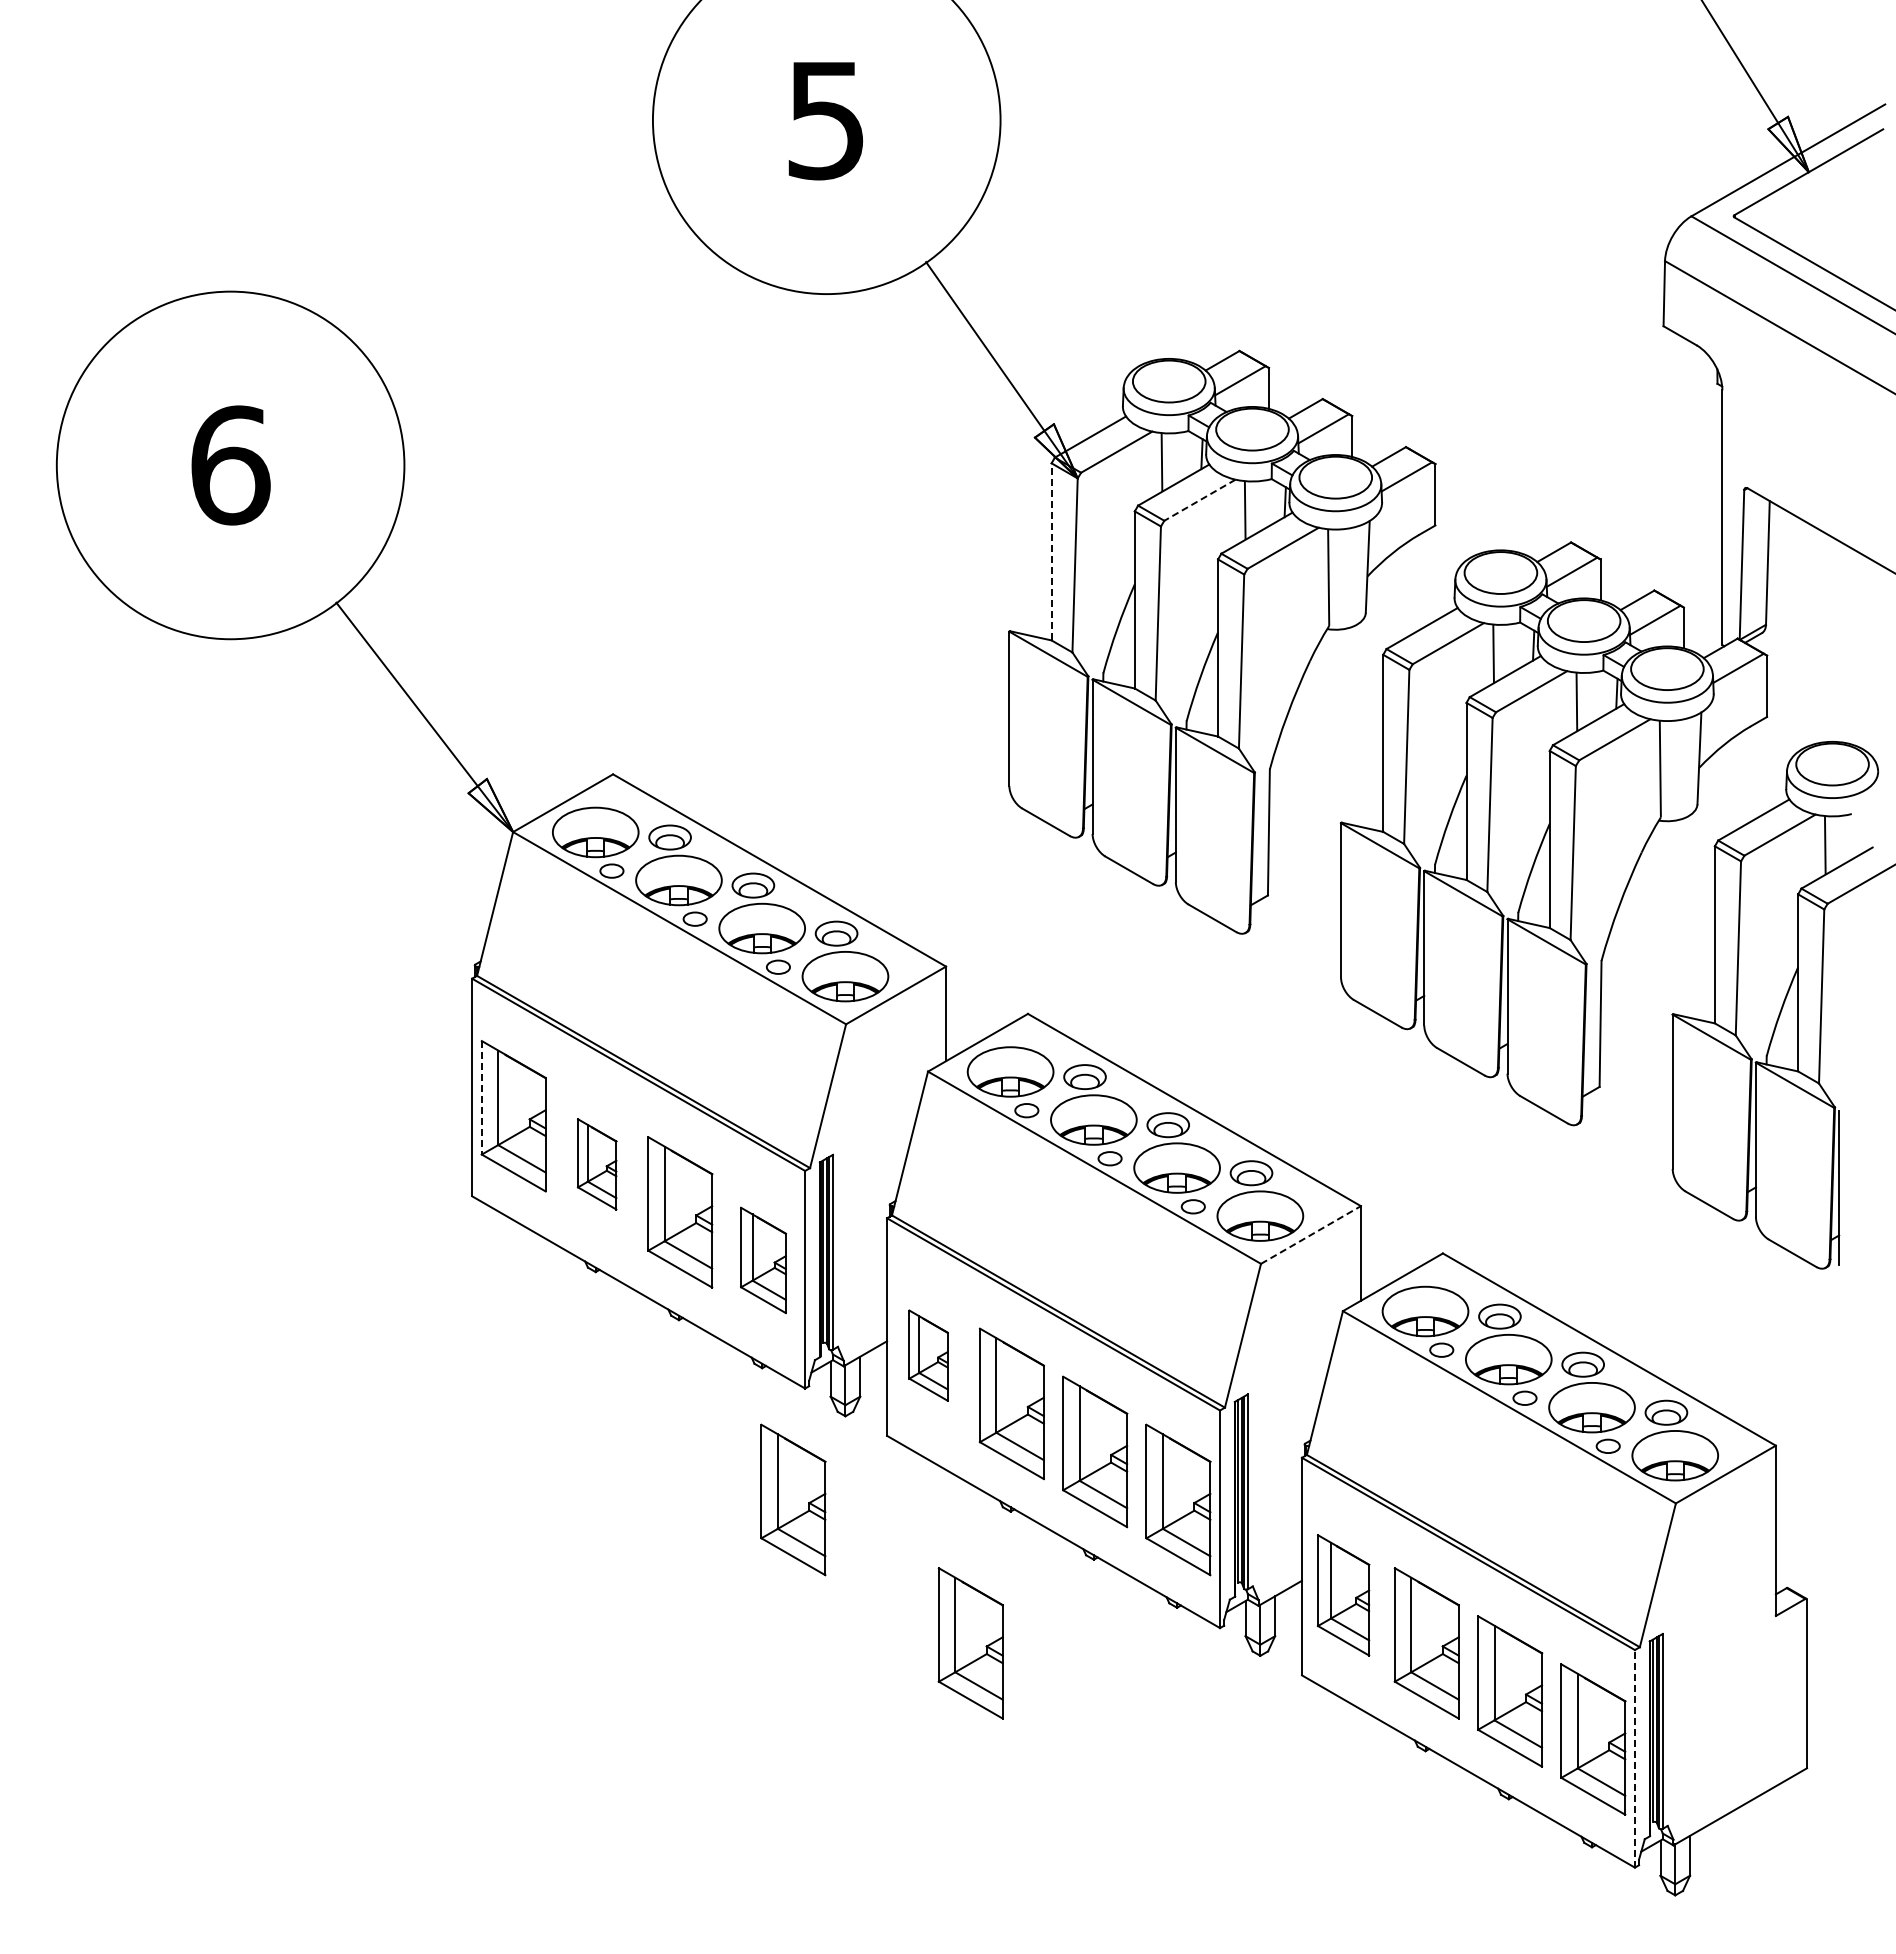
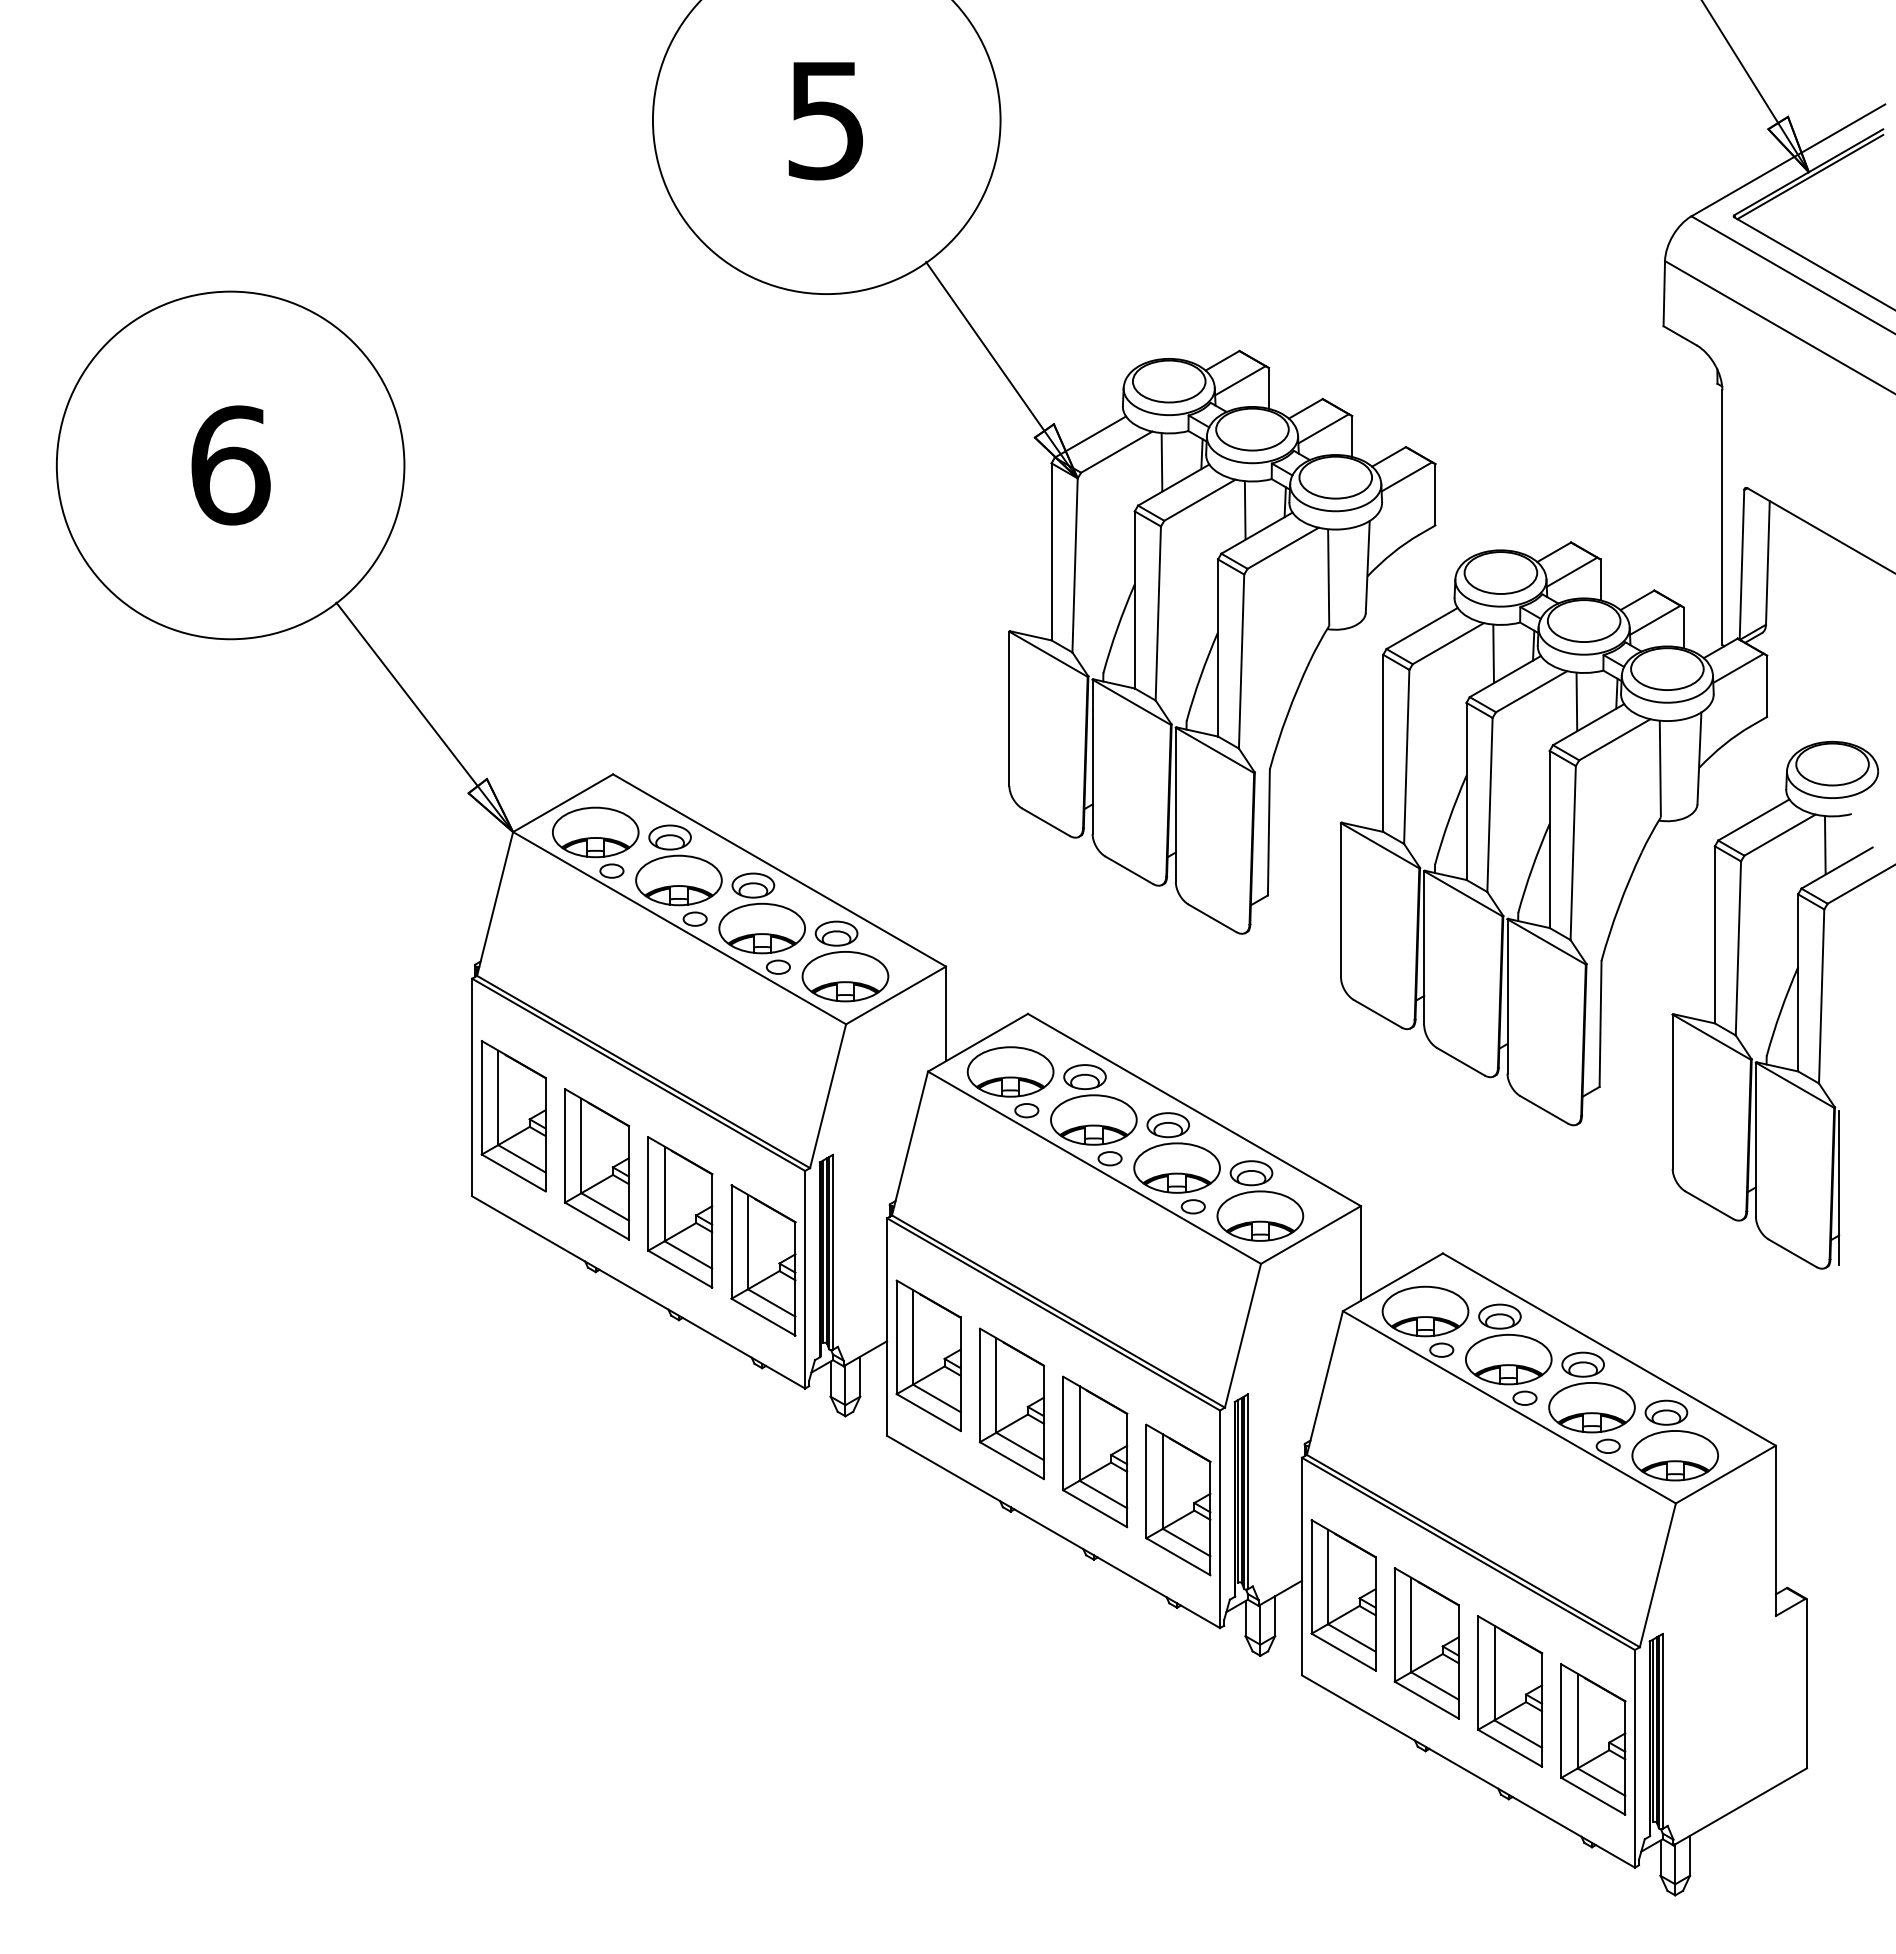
line: none -> present (1810, 176)
line: dashed -> solid (1199, 500)
line: dashed -> solid (1051, 551)
line: dashed -> solid (481, 1097)
part size: 42x93 px -> 67x153 px (597, 1164)
line: dashed -> solid (1310, 1235)
part size: 47x109 px -> 67x153 px (763, 1260)
part size: 41x93 px -> 67x153 px (928, 1355)
part: present -> none (793, 1499)
part size: 54x123 px -> 67x153 px (1343, 1595)
part: present -> none (970, 1643)
line: dashed -> solid (1634, 1758)
